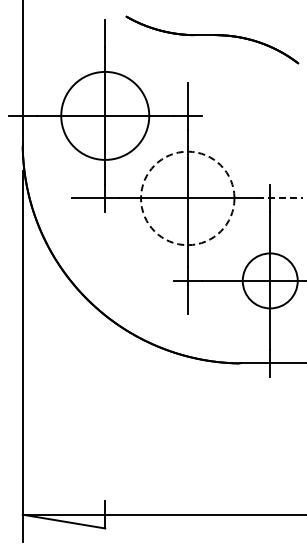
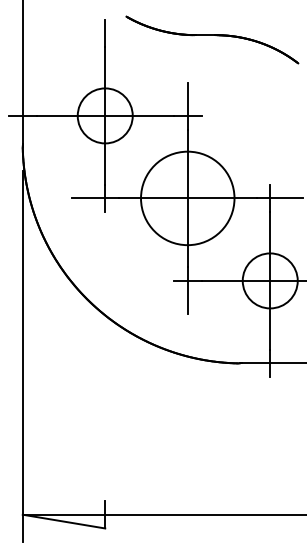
circle diameter: 88 px -> 55 px (104, 115)
circle: dashed -> solid (187, 198)
line: dashed -> solid (280, 198)
